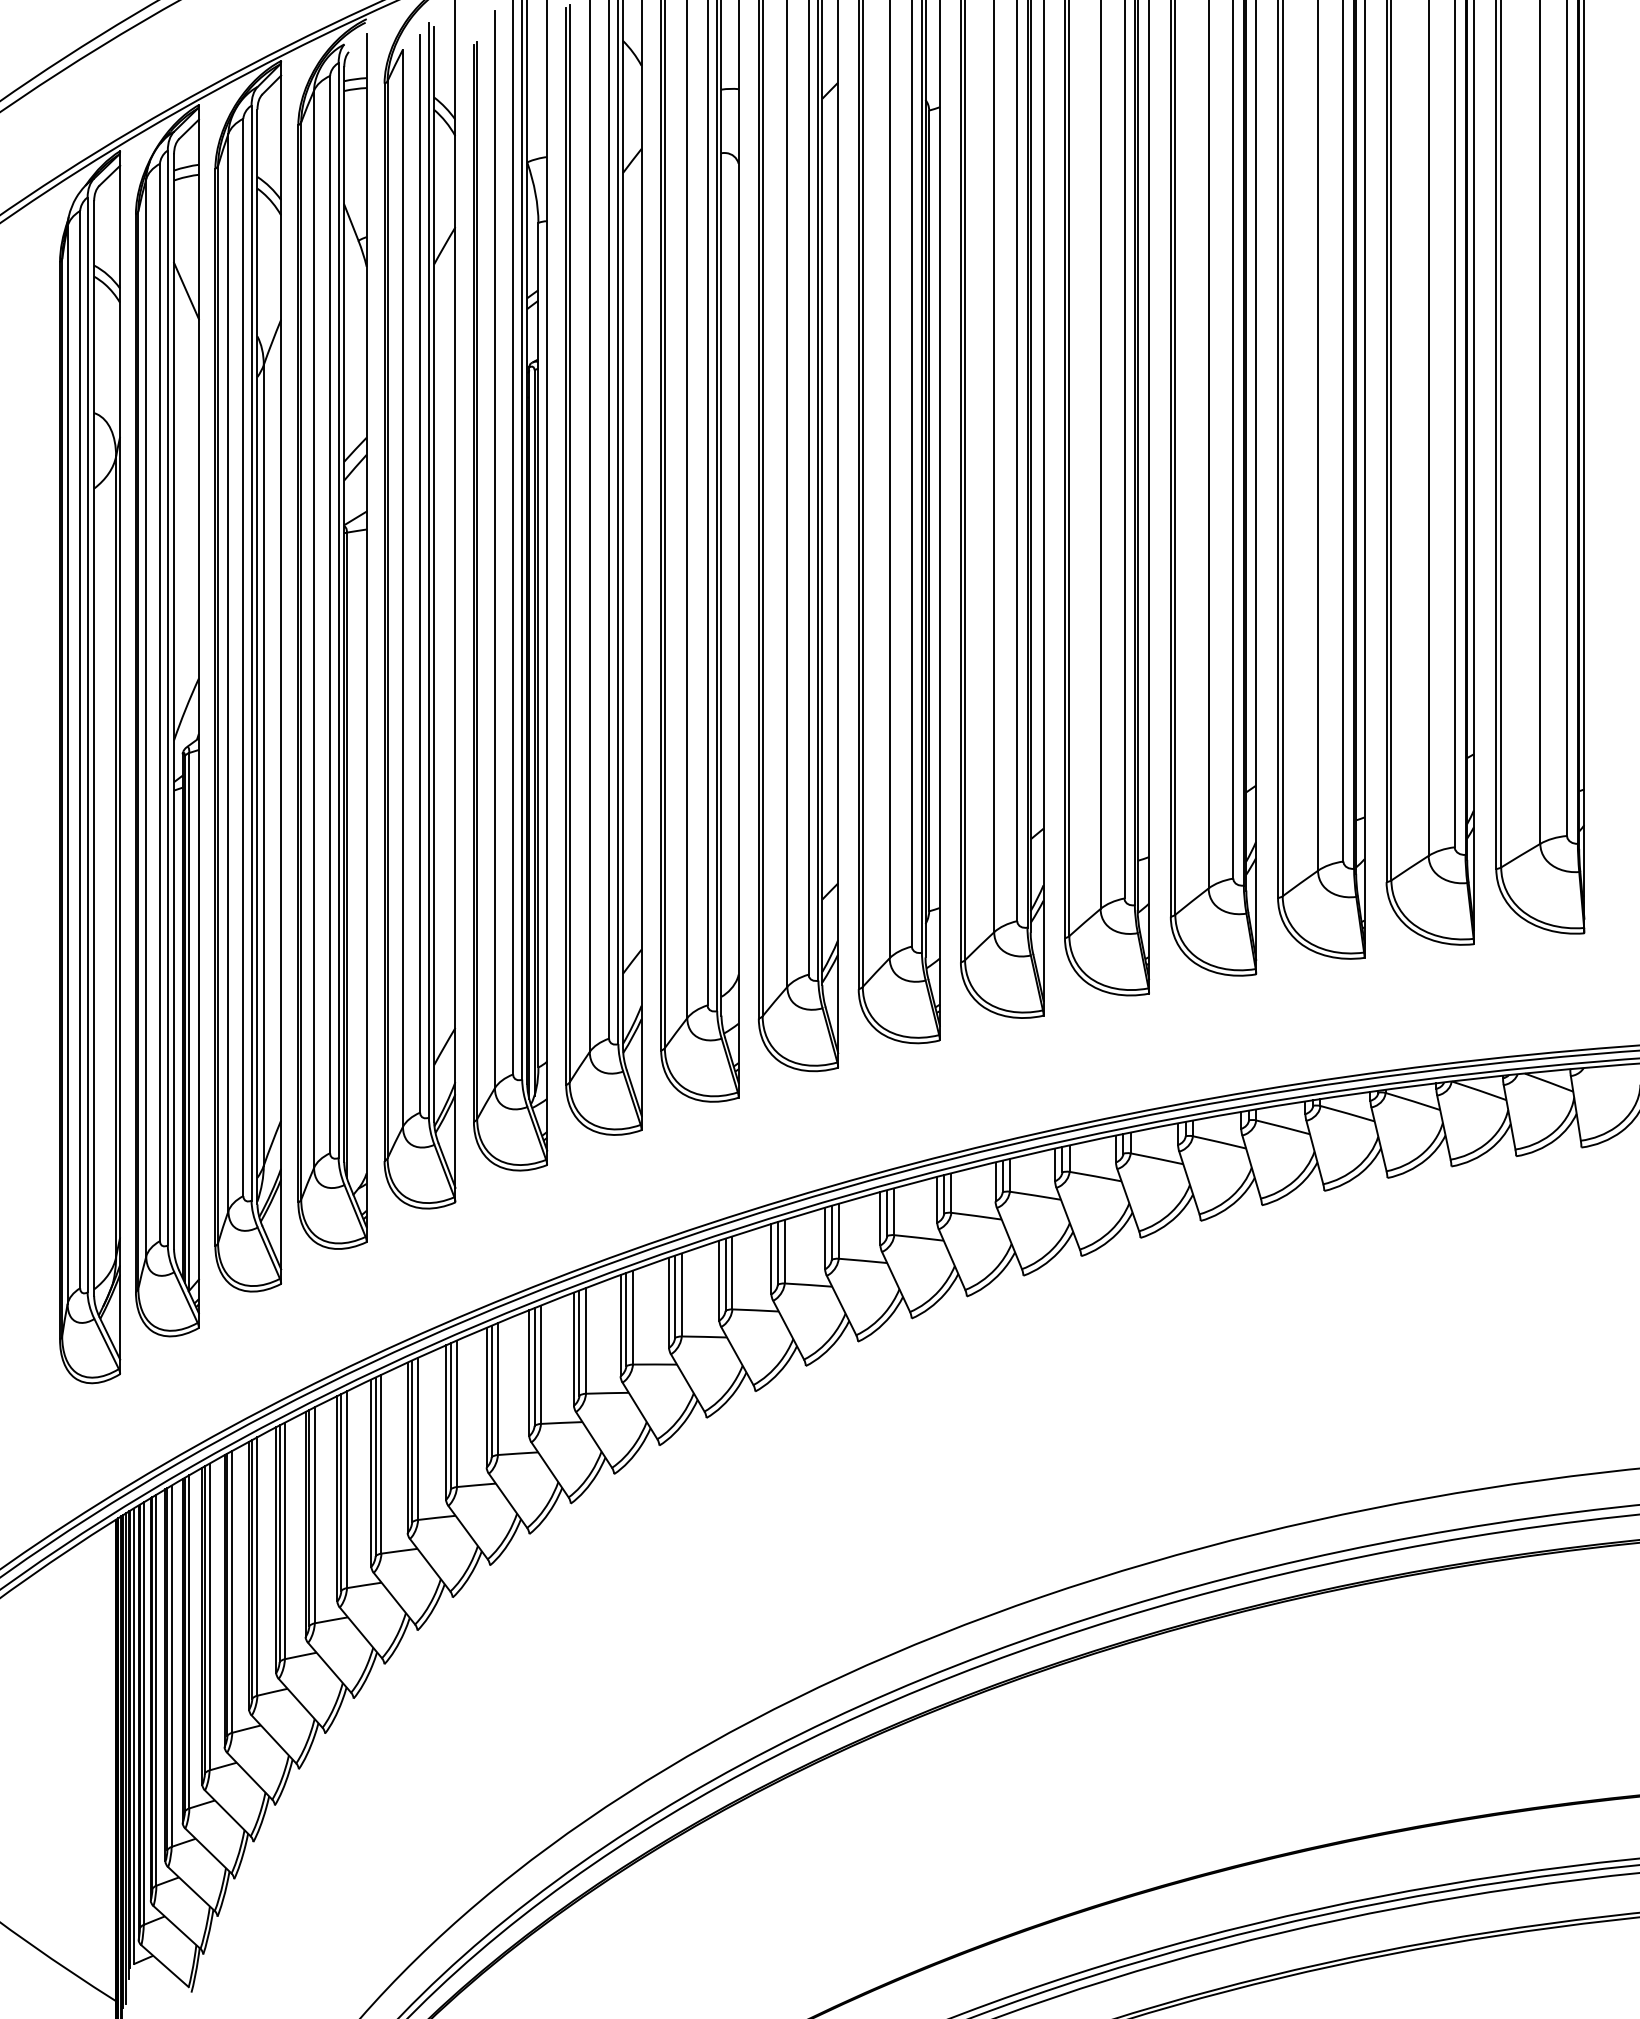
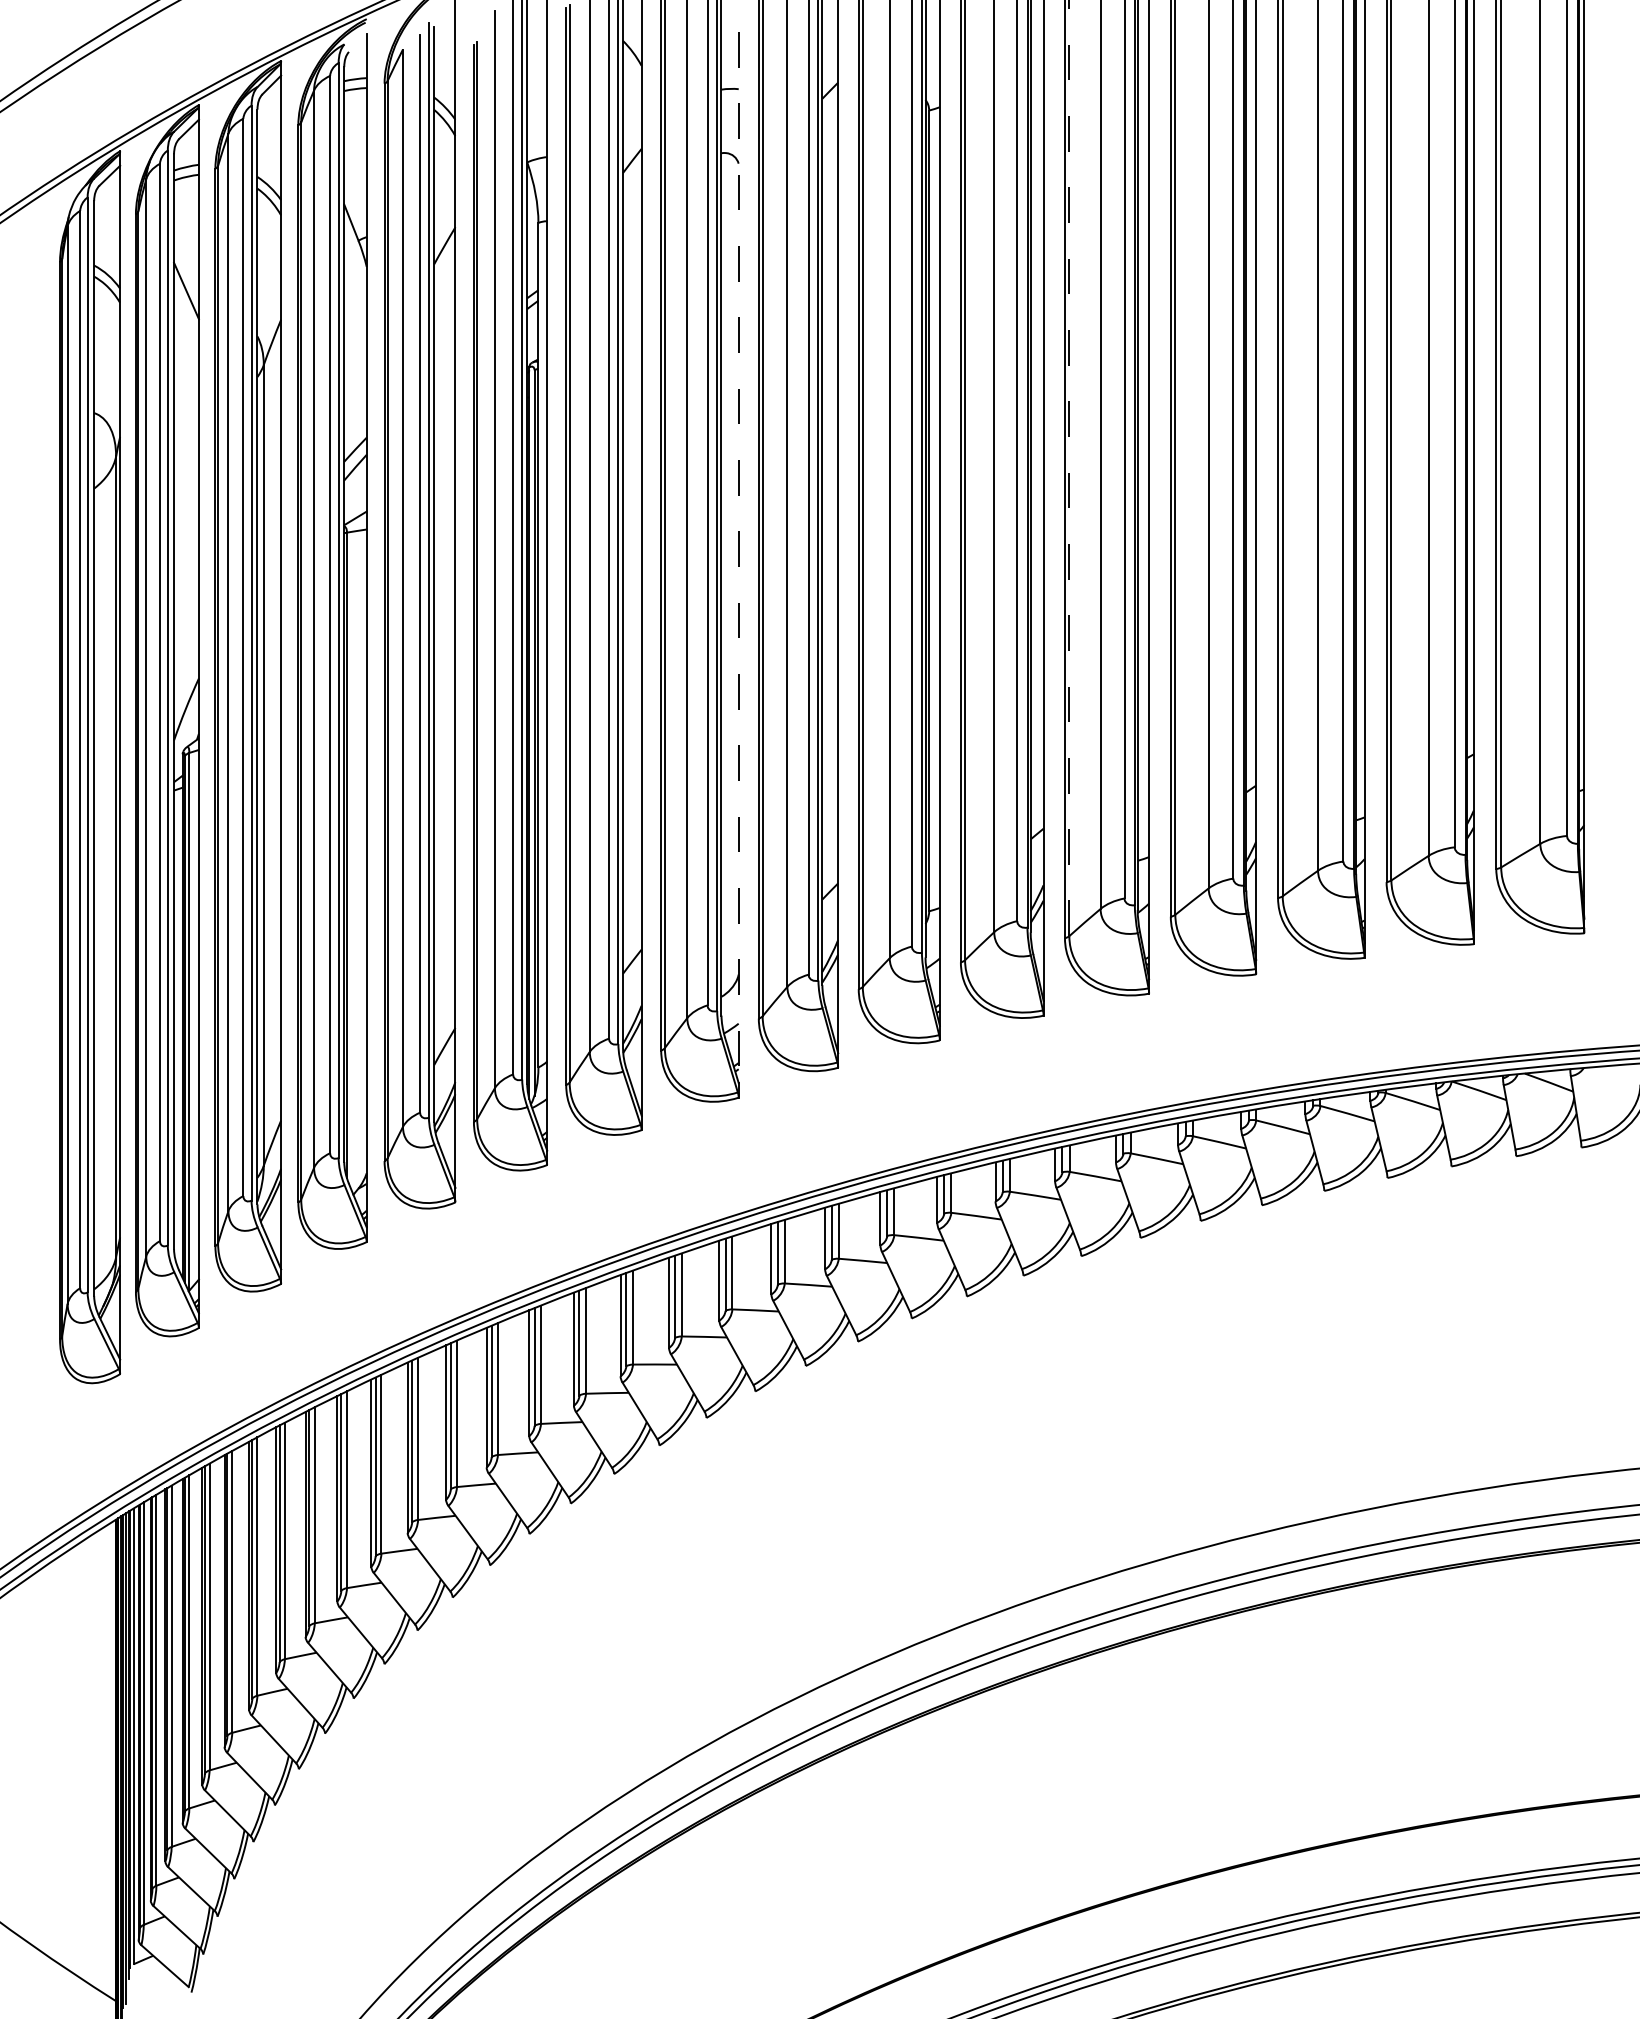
line: solid -> dashed (1069, 468)
line: solid -> dashed (738, 542)
